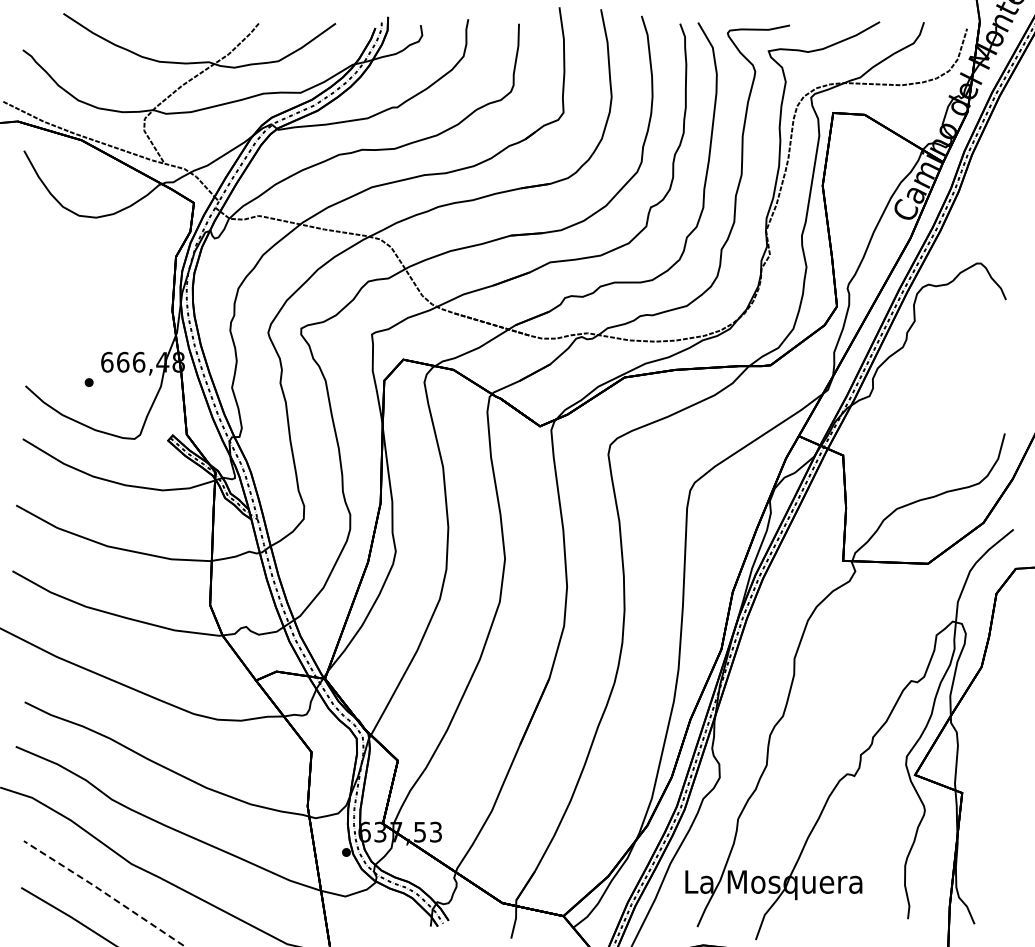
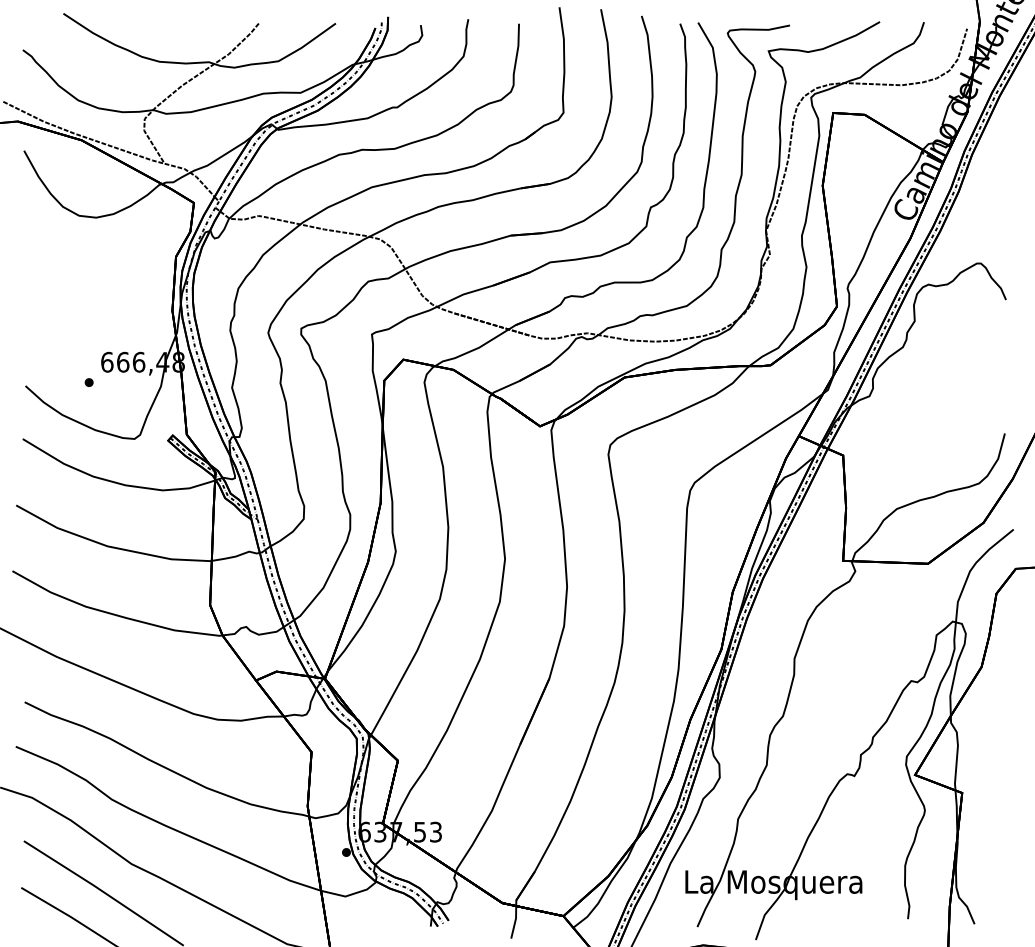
line: dashed -> solid (103, 892)
